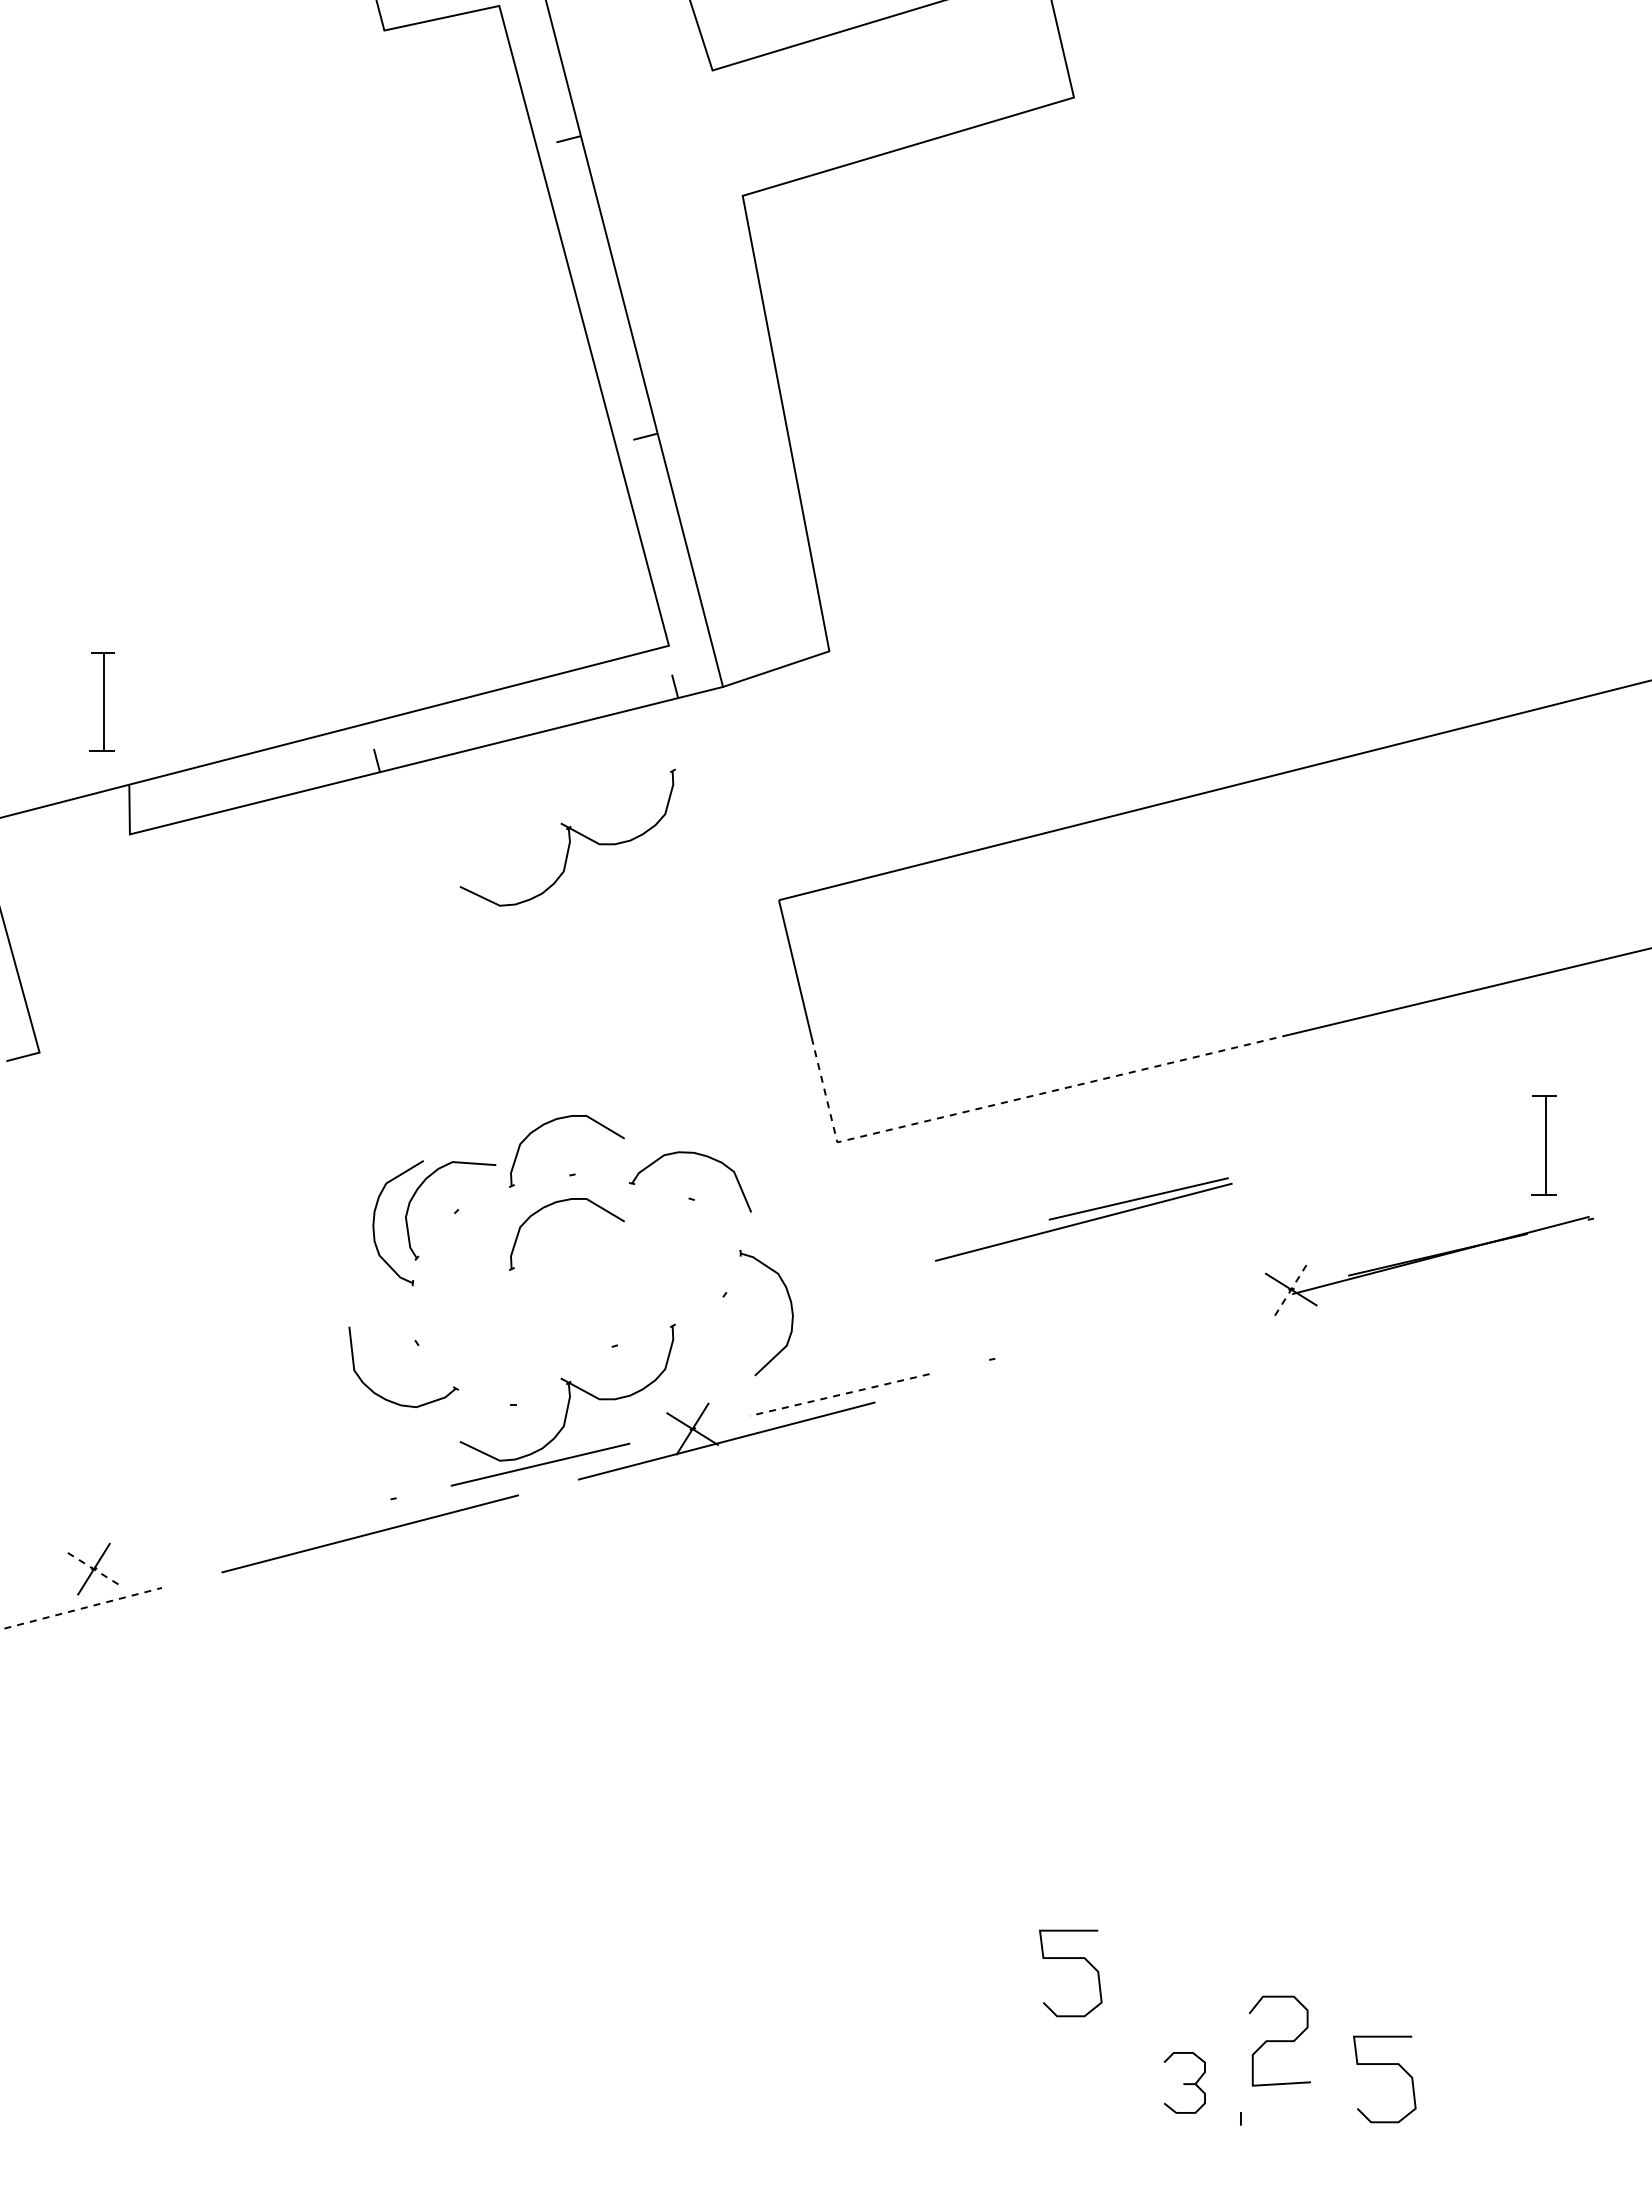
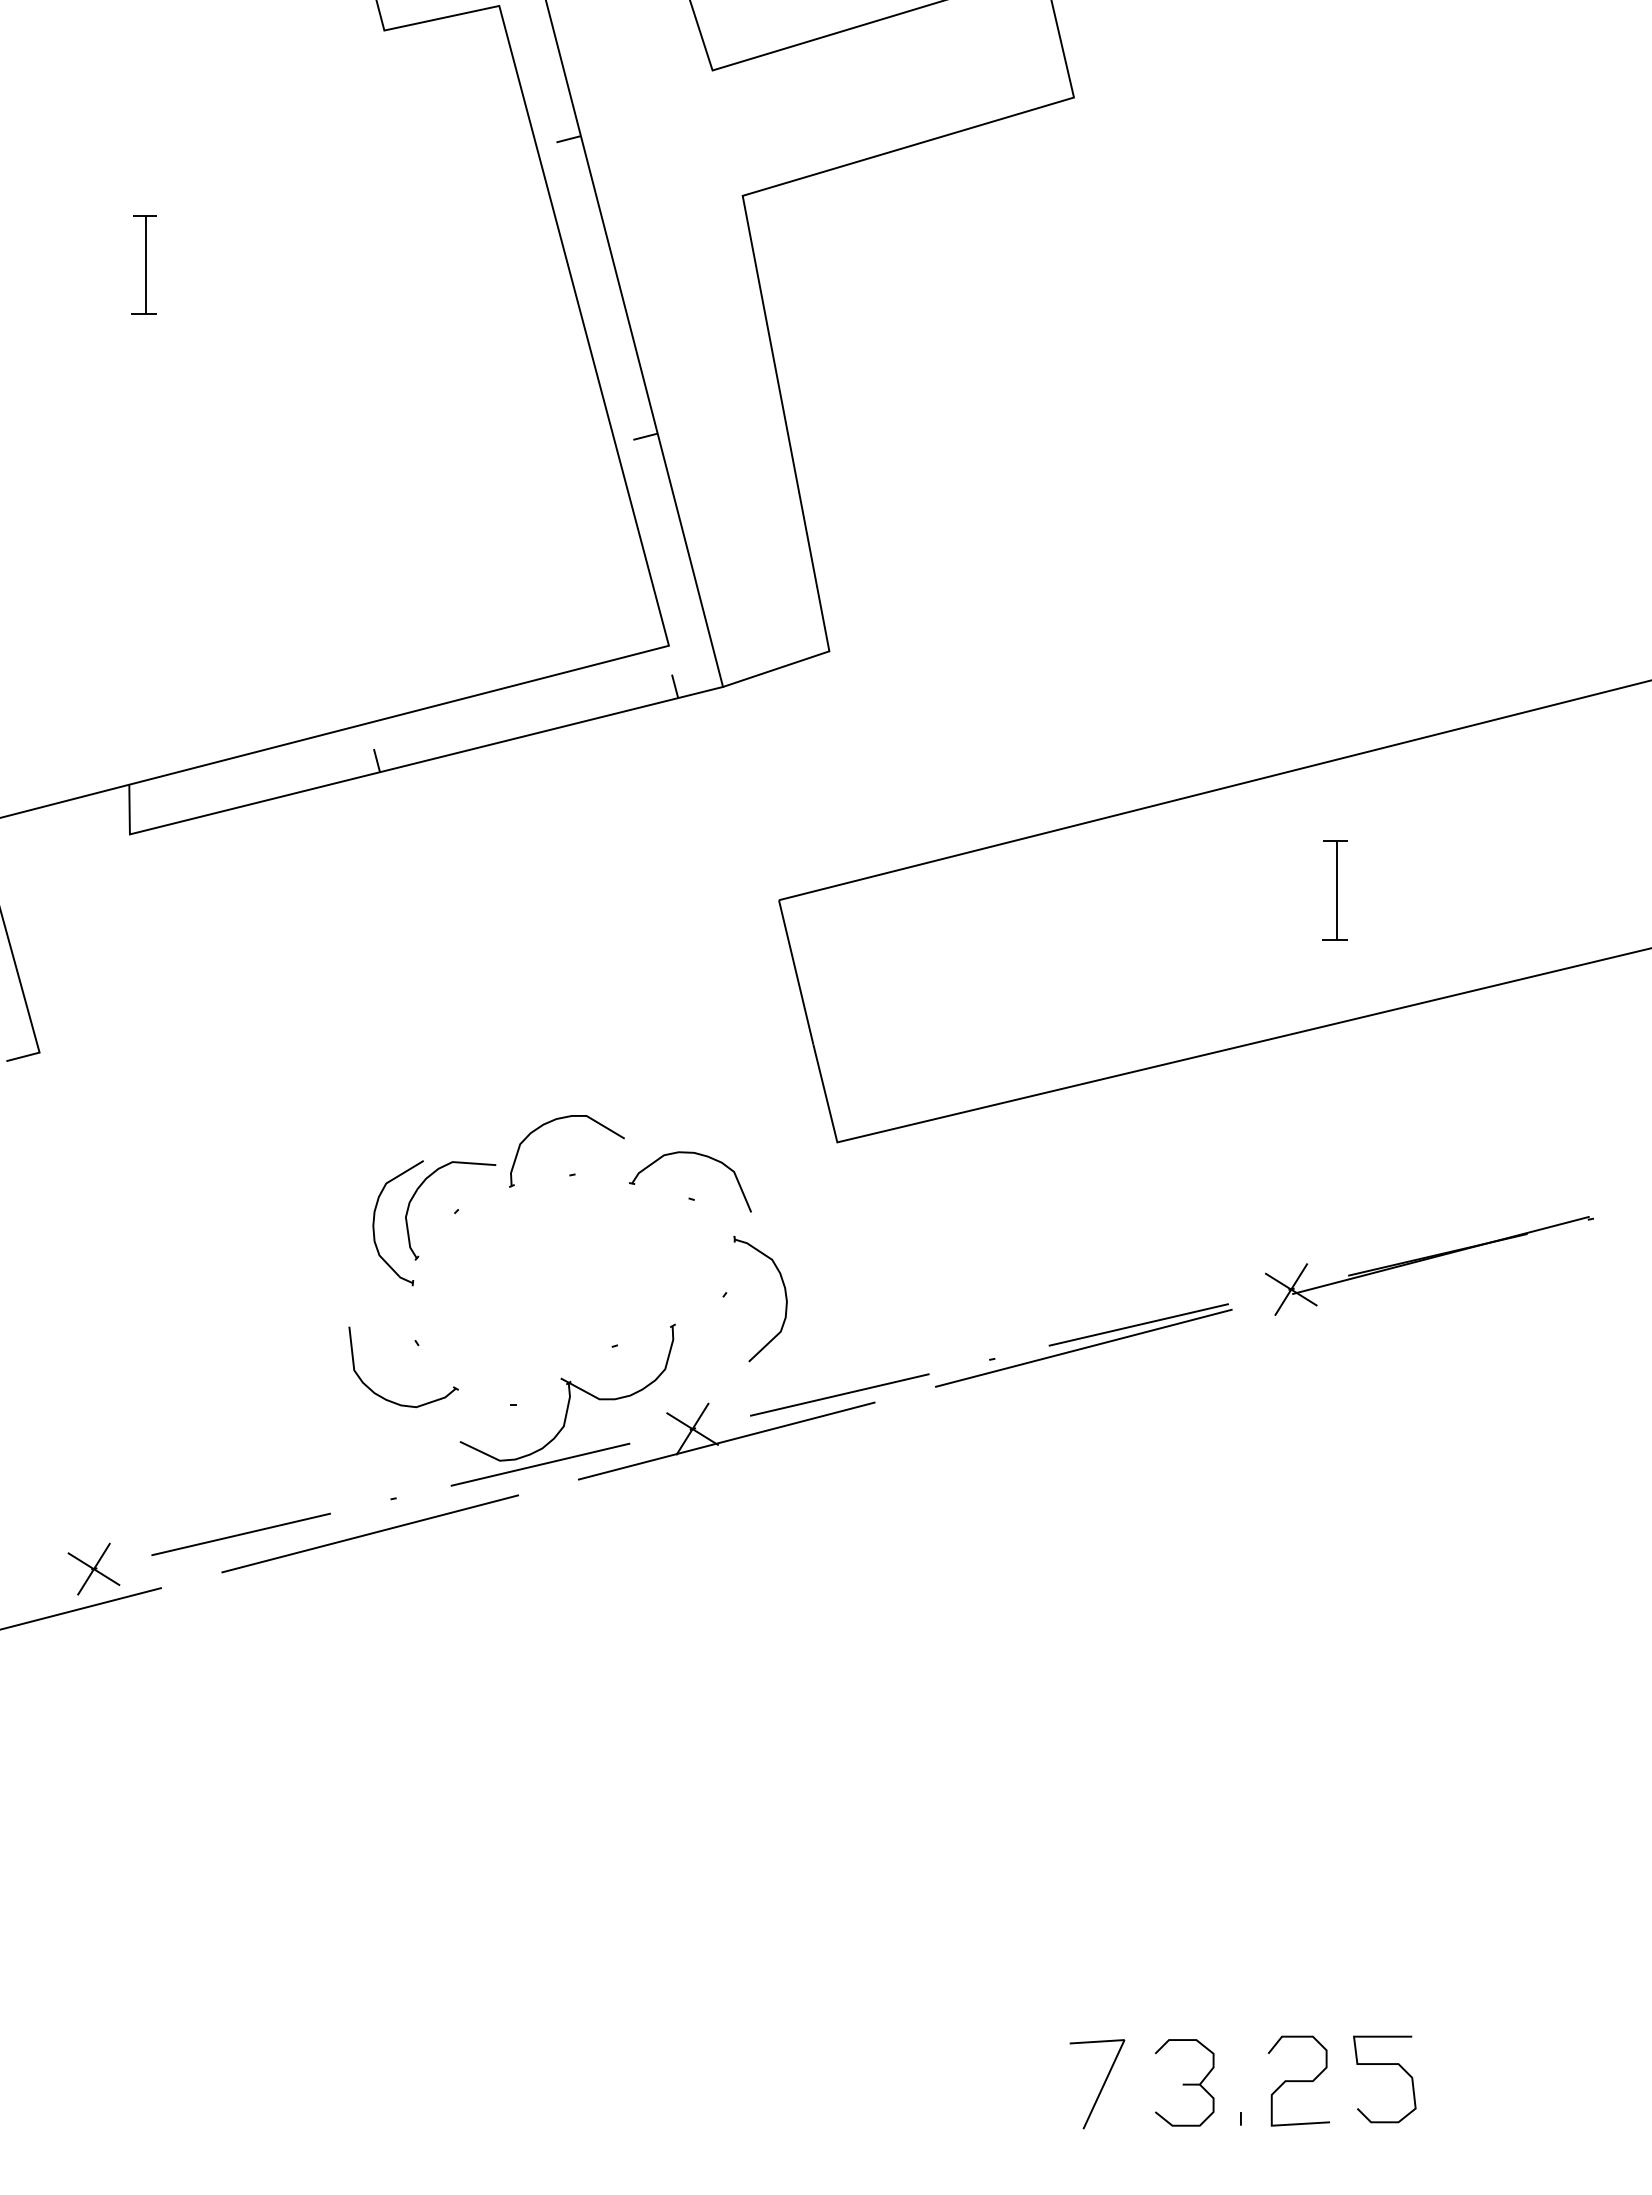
part position: (101, 701) -> (143, 264) (143, 264)
part: present -> none (567, 837)
line: dashed -> solid (1013, 1100)
part position: (1543, 1145) -> (1334, 890) (1334, 890)
part: present -> none (560, 1202)
part position: (1083, 1219) -> (1083, 1345) (1083, 1345)
line: dashed -> solid (1291, 1289)
part position: (790, 1306) -> (784, 1292) (784, 1292)
line: dashed -> solid (839, 1395)
line: none -> present (240, 1533)
line: dashed -> solid (93, 1569)
line: dashed -> solid (81, 1608)
curve: present -> none (1070, 1958)
curve position: (1279, 2040) -> (1298, 2080) (1298, 2080)
part size: 43x62 px -> 60x88 px (1184, 2082)
line: none -> present (1101, 2087)
